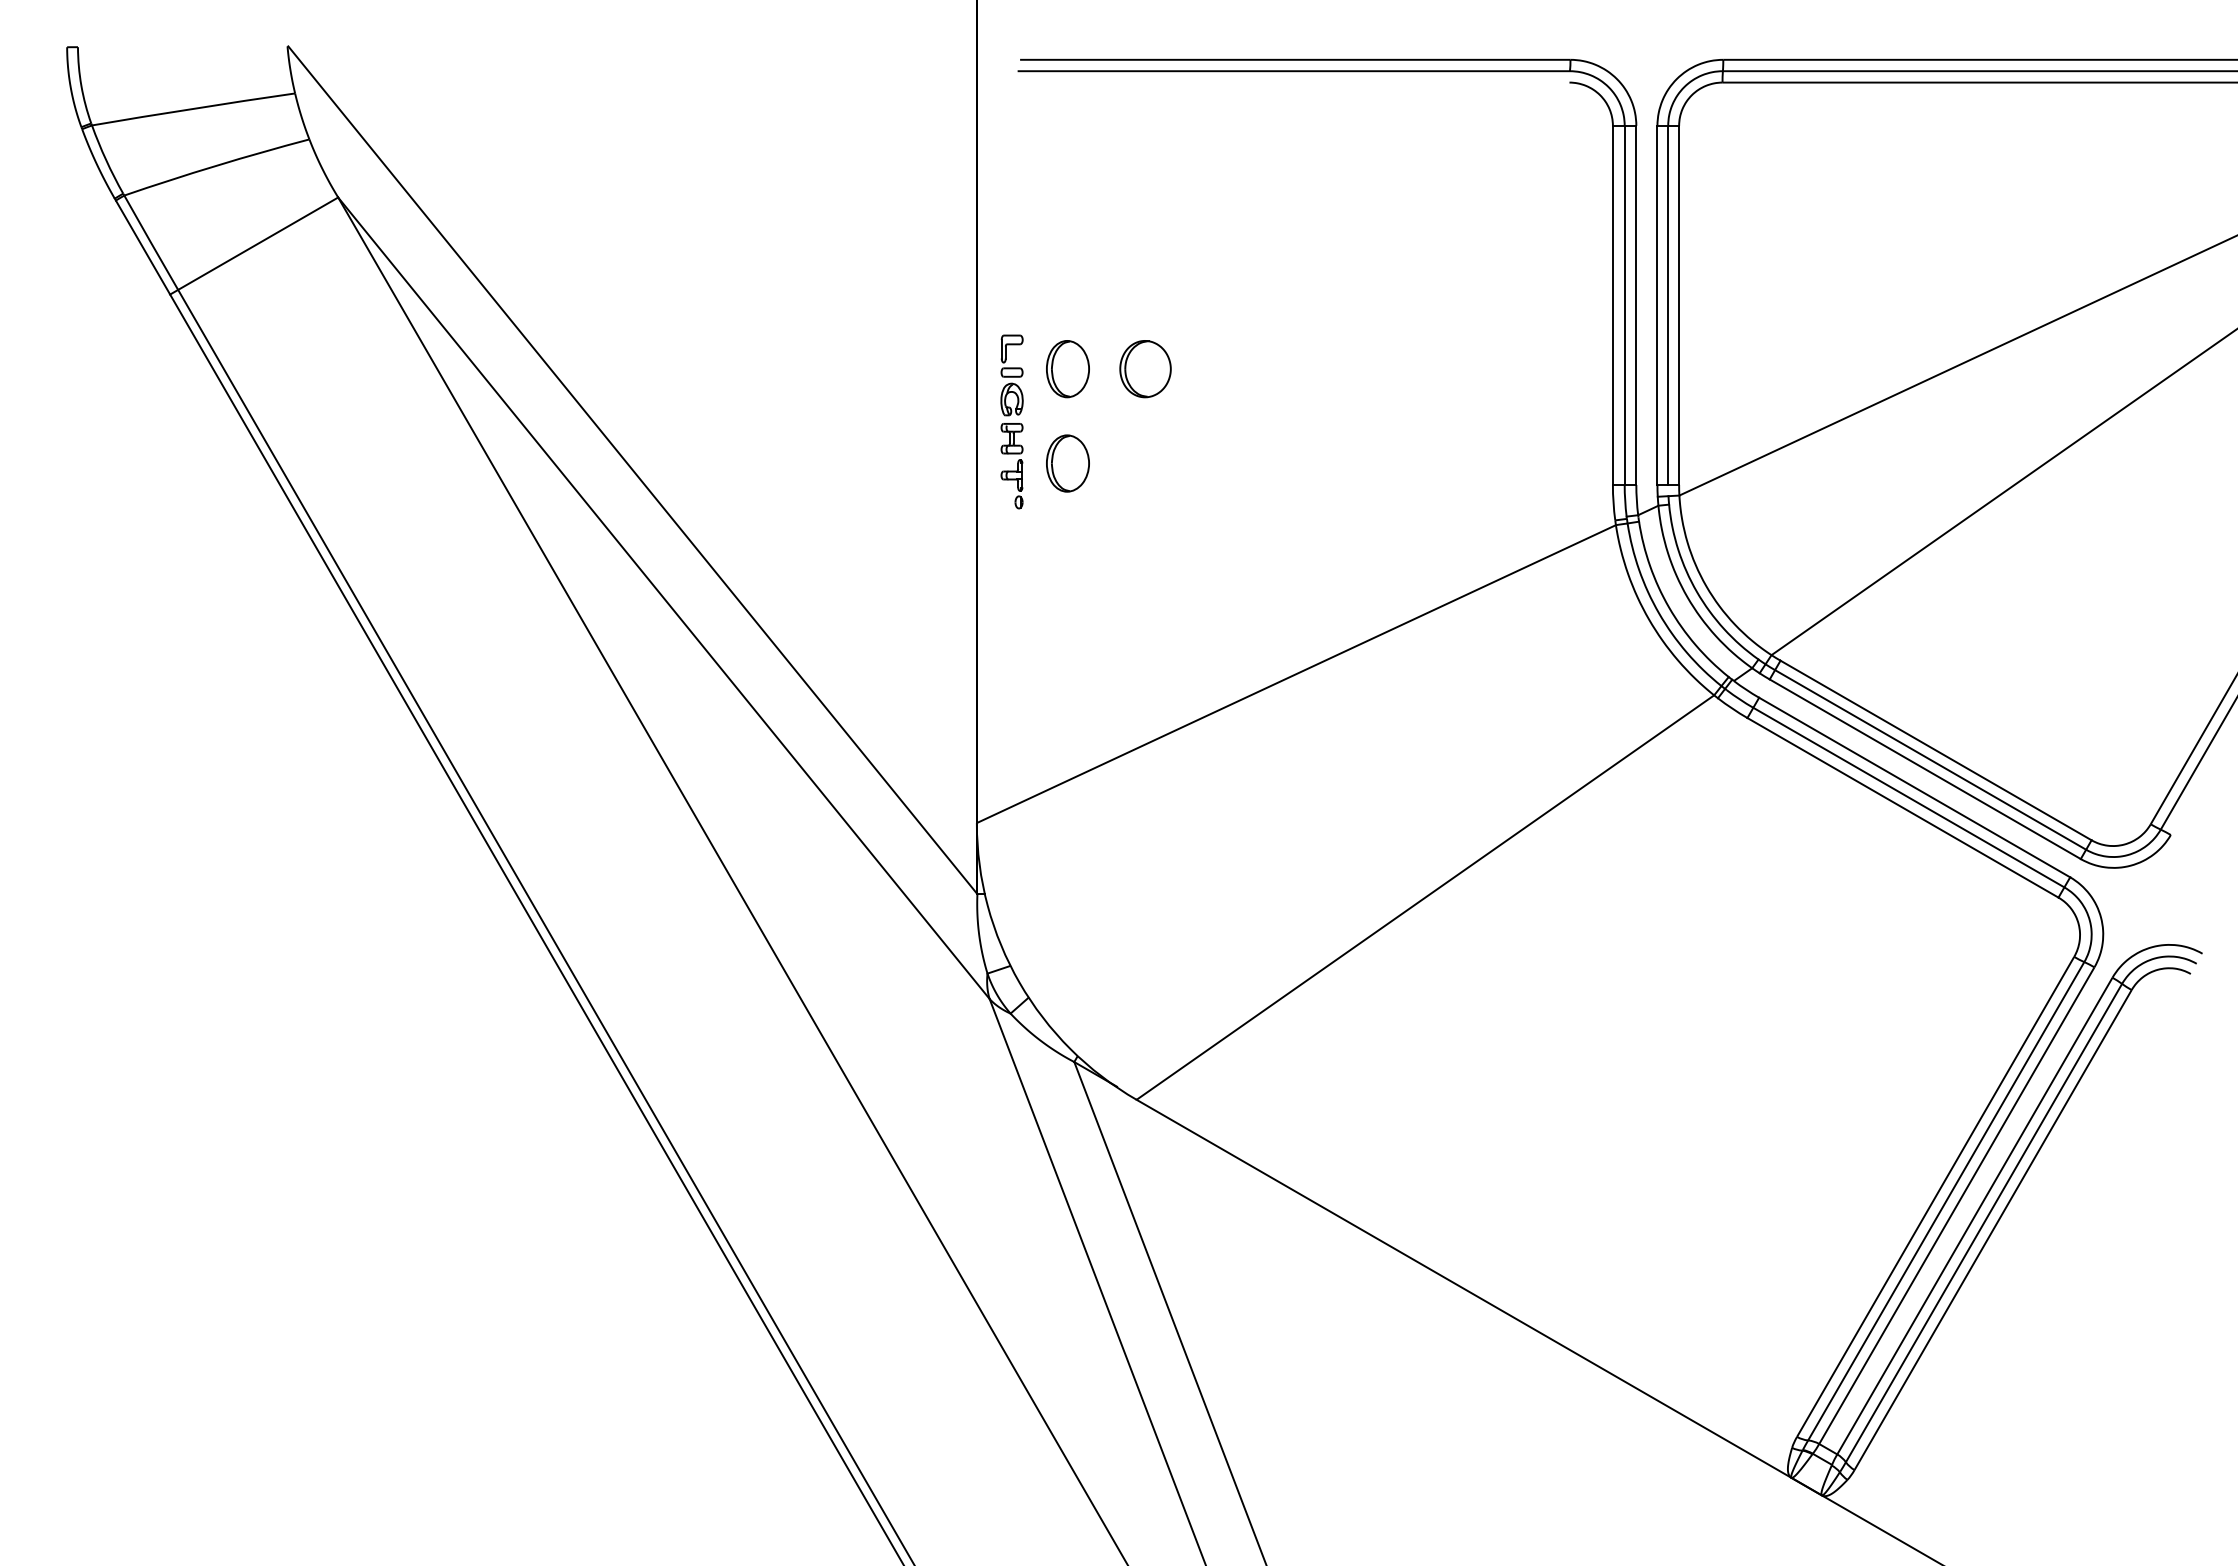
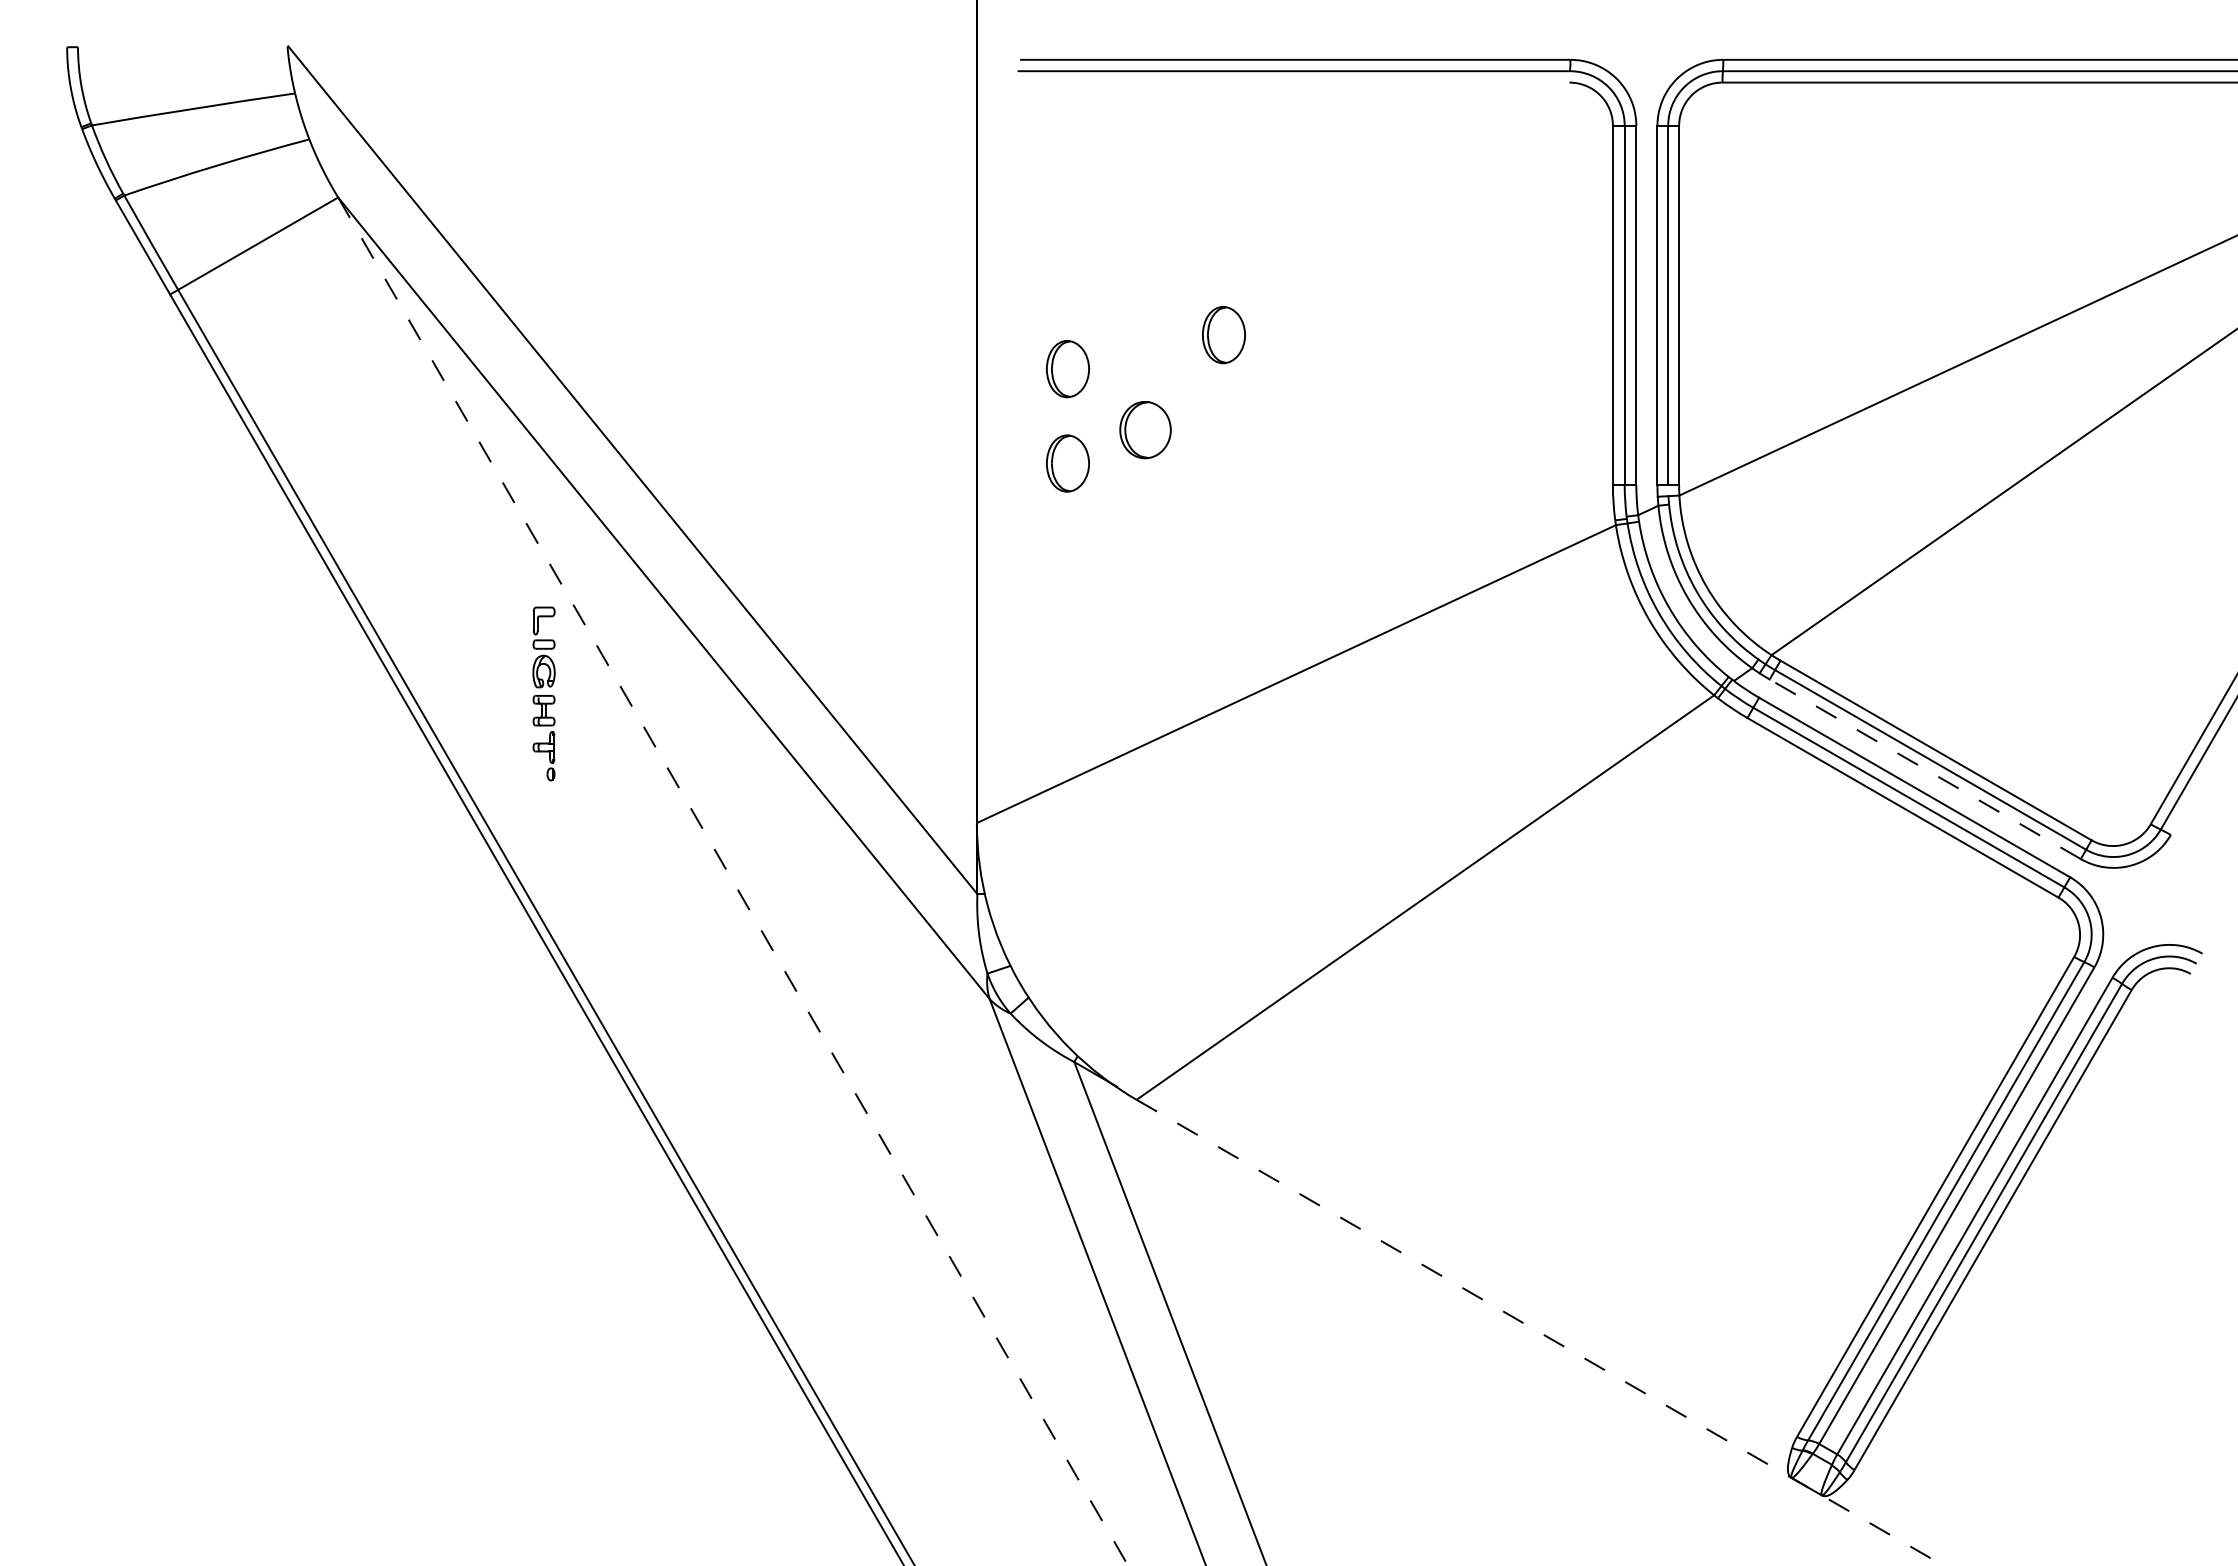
part: none -> present (1223, 335)
part position: (1145, 369) -> (1145, 430) (1145, 430)
part position: (1011, 421) -> (543, 693) (543, 693)
line: solid -> dashed (1925, 769)
line: solid -> dashed (733, 881)
line: solid -> dashed (1540, 1332)
